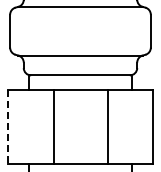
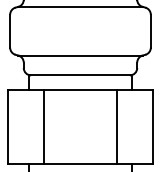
line: dashed -> solid (8, 126)
line position: (54, 126) -> (44, 126) (44, 126)
line position: (107, 126) -> (116, 126) (116, 126)
